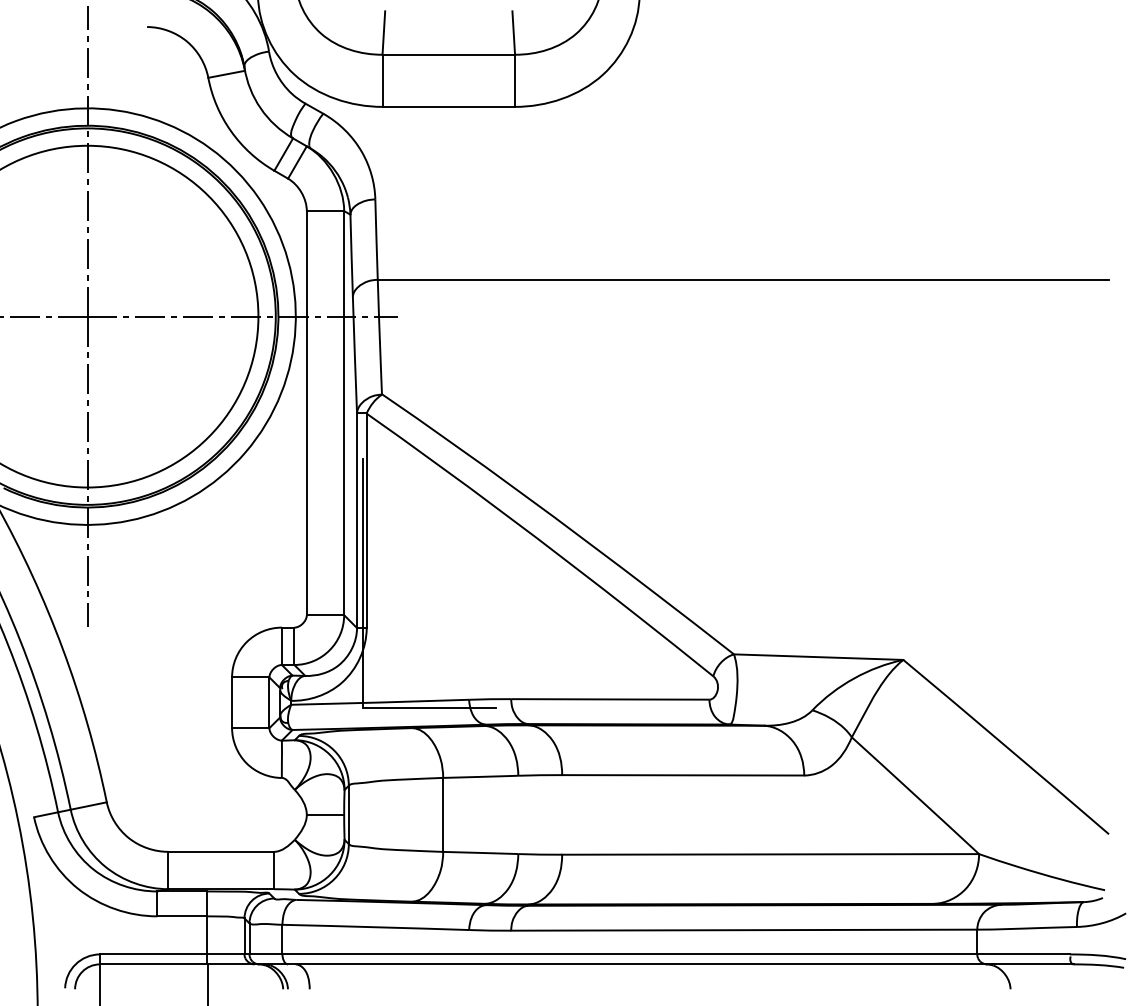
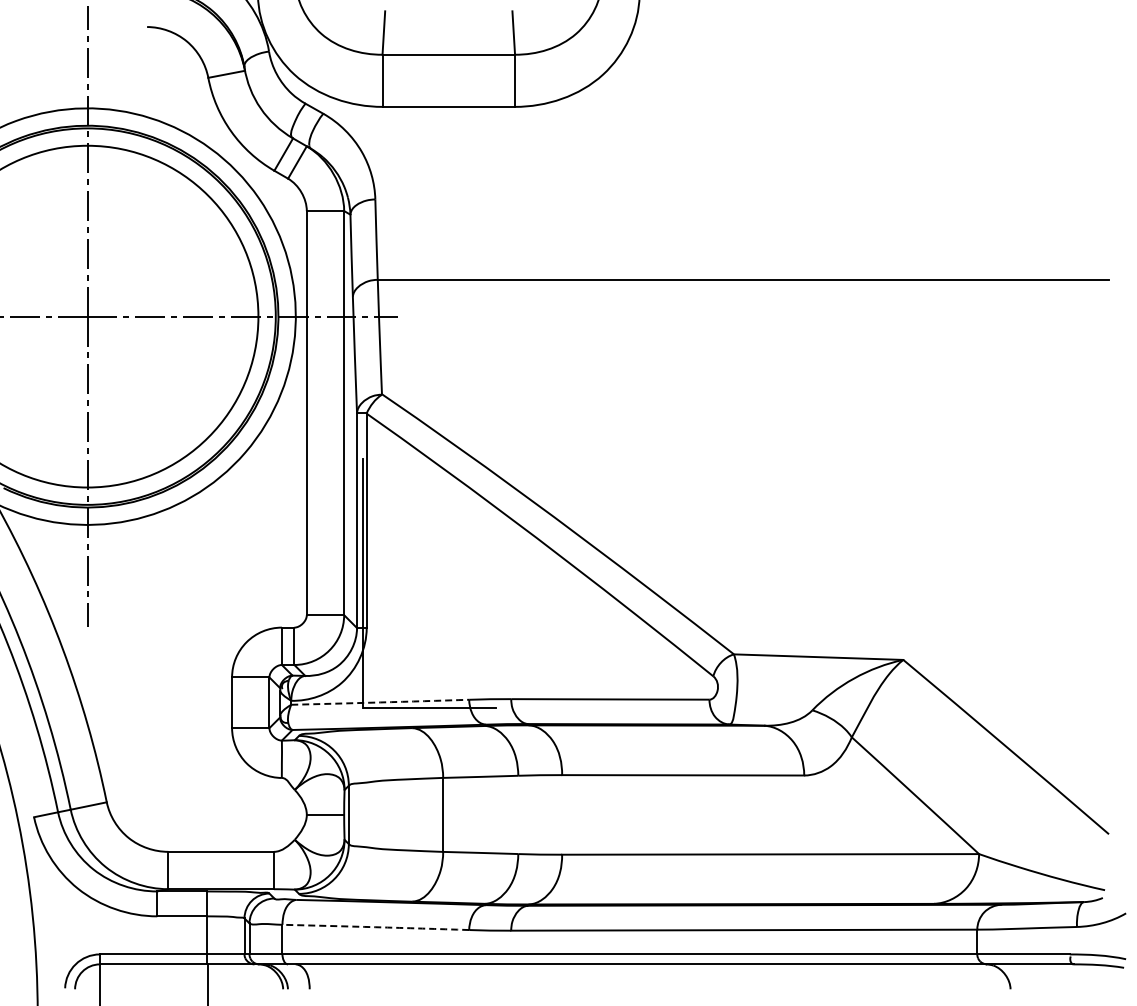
arc: solid -> dashed (380, 702)
arc: solid -> dashed (375, 927)
